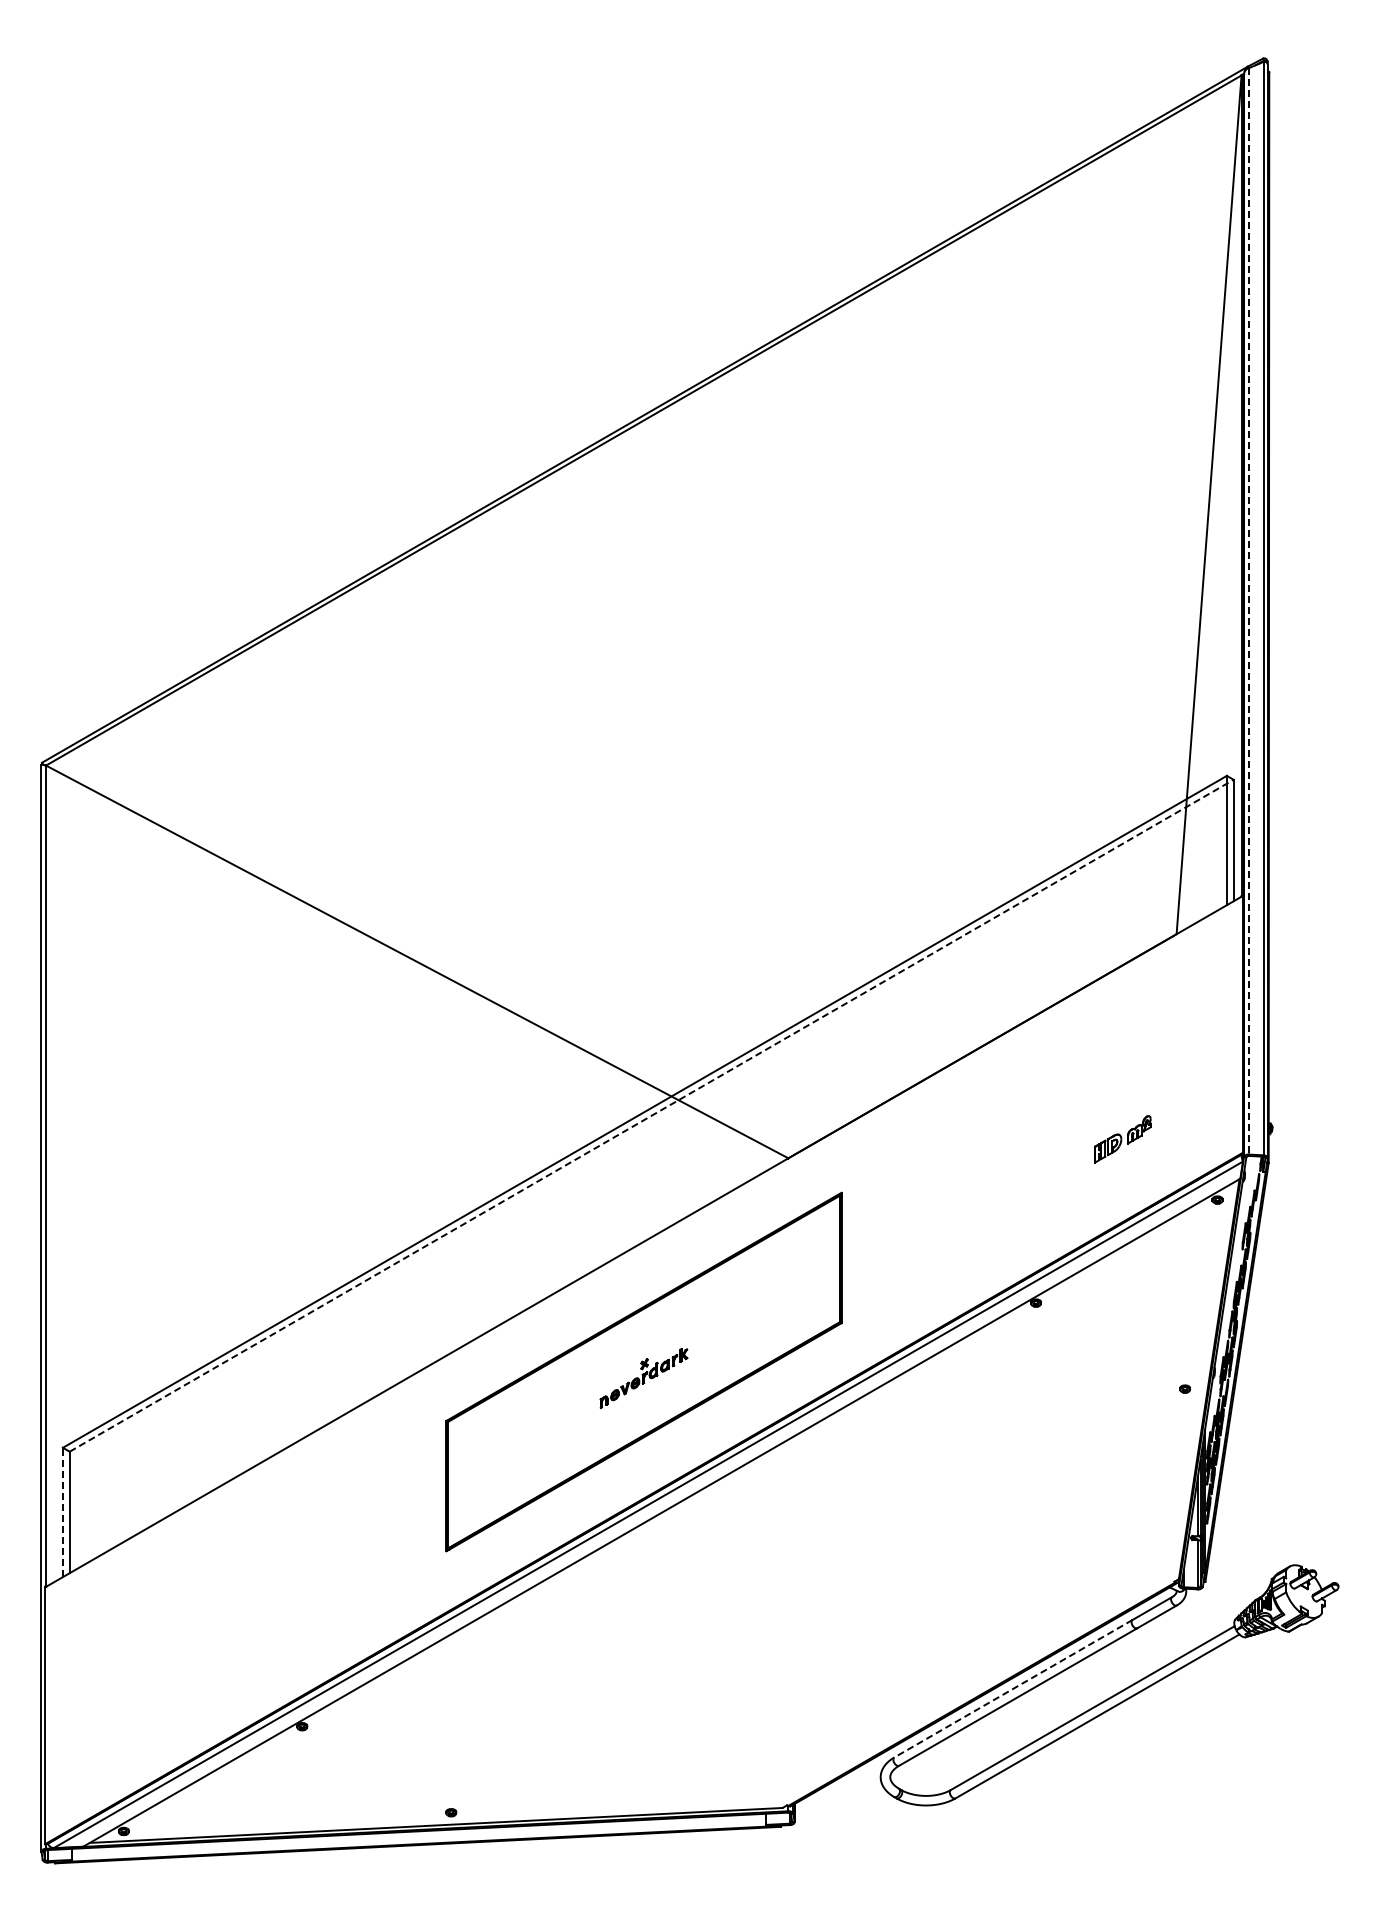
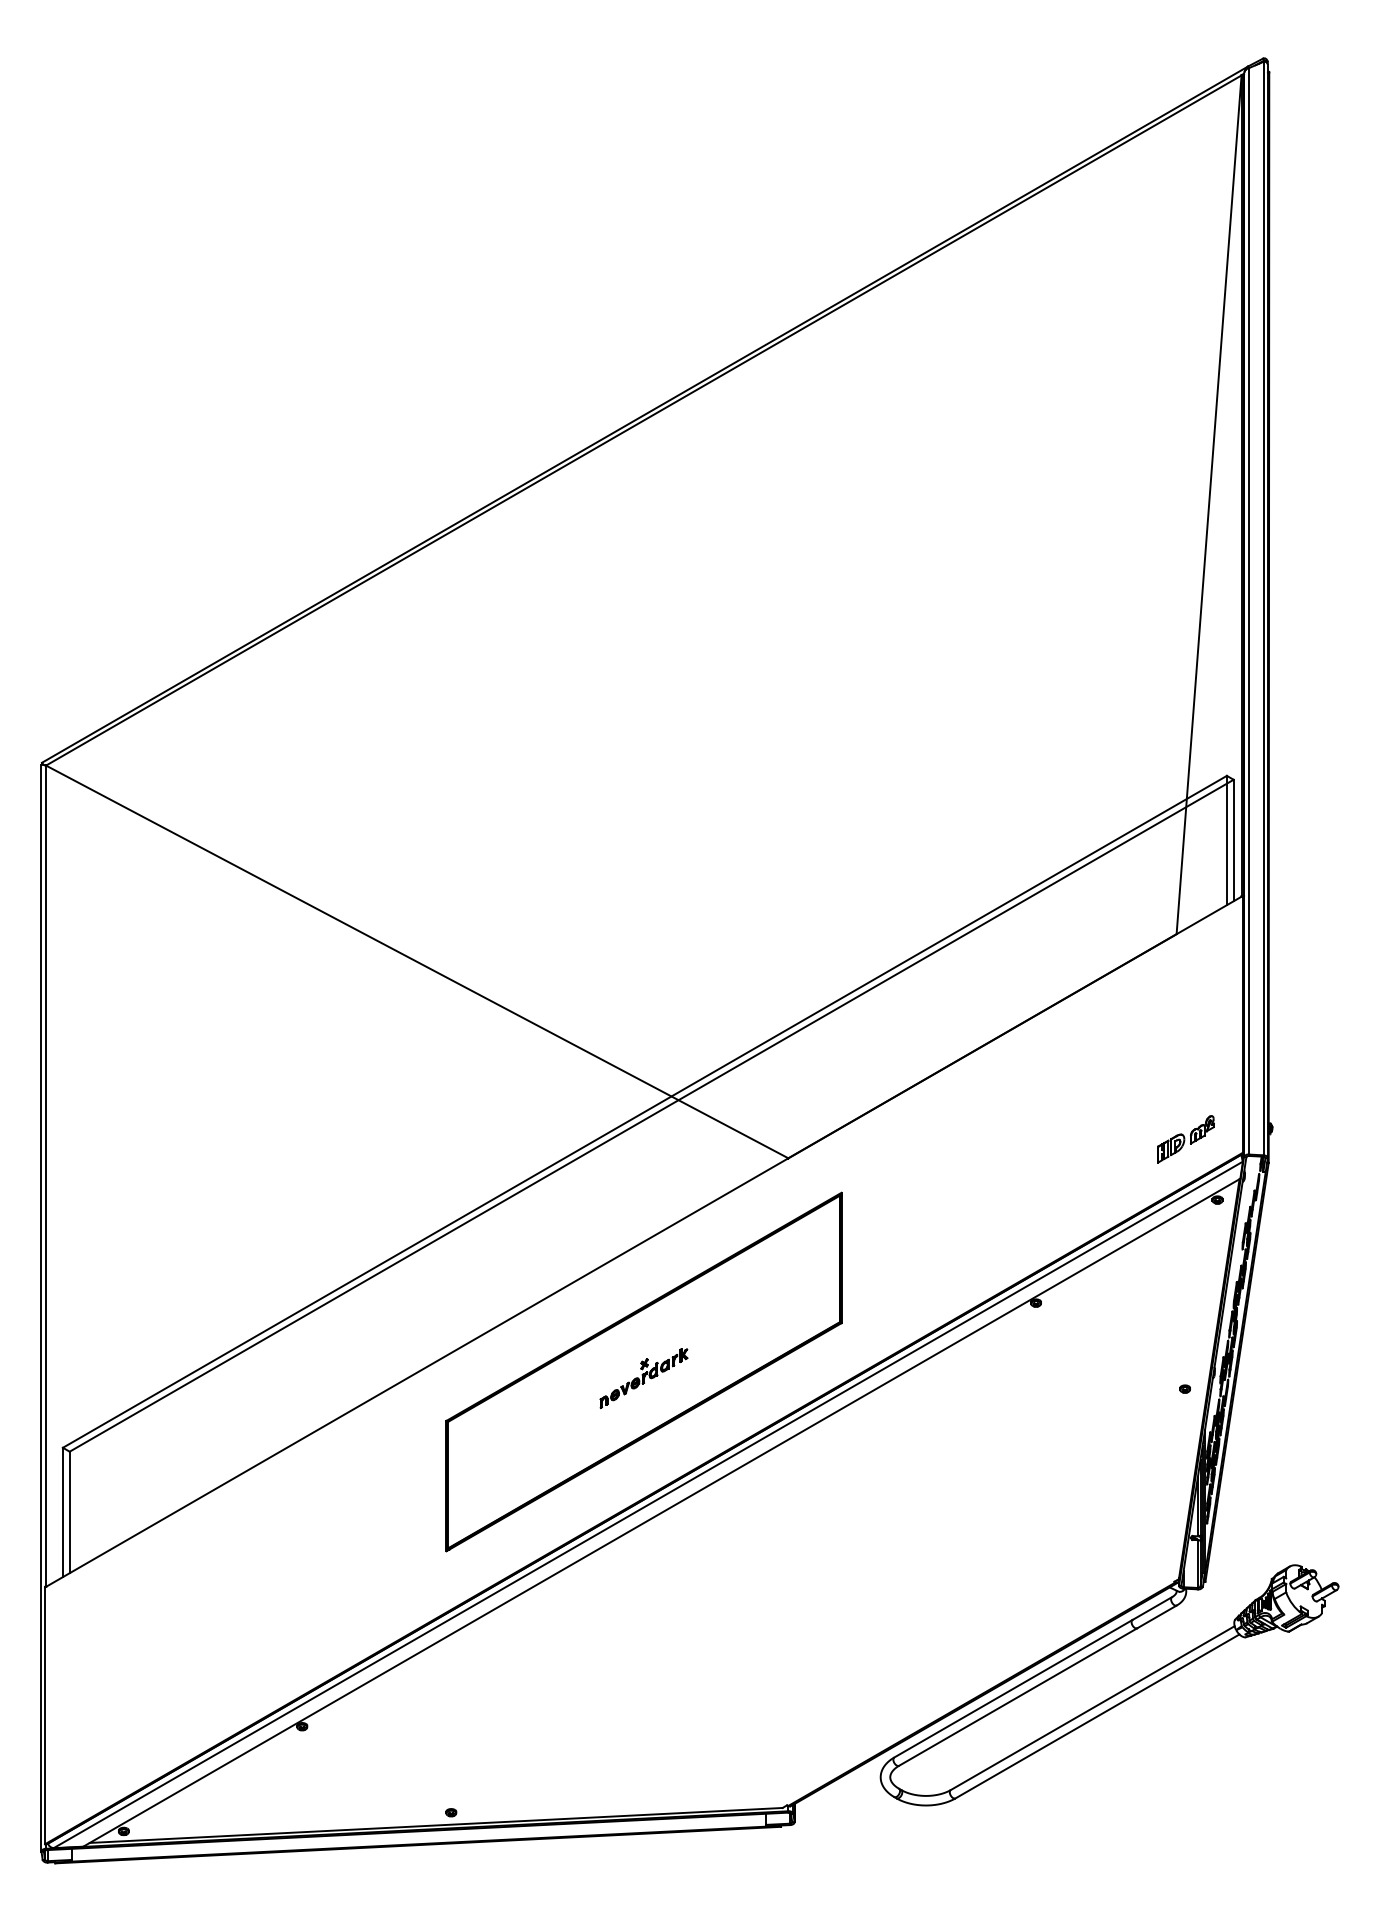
line: dashed -> solid (1249, 611)
line: dashed -> solid (651, 1115)
part position: (1122, 1139) -> (1185, 1139) (1185, 1139)
line: dashed -> solid (62, 1512)
line: dashed -> solid (1013, 1688)
